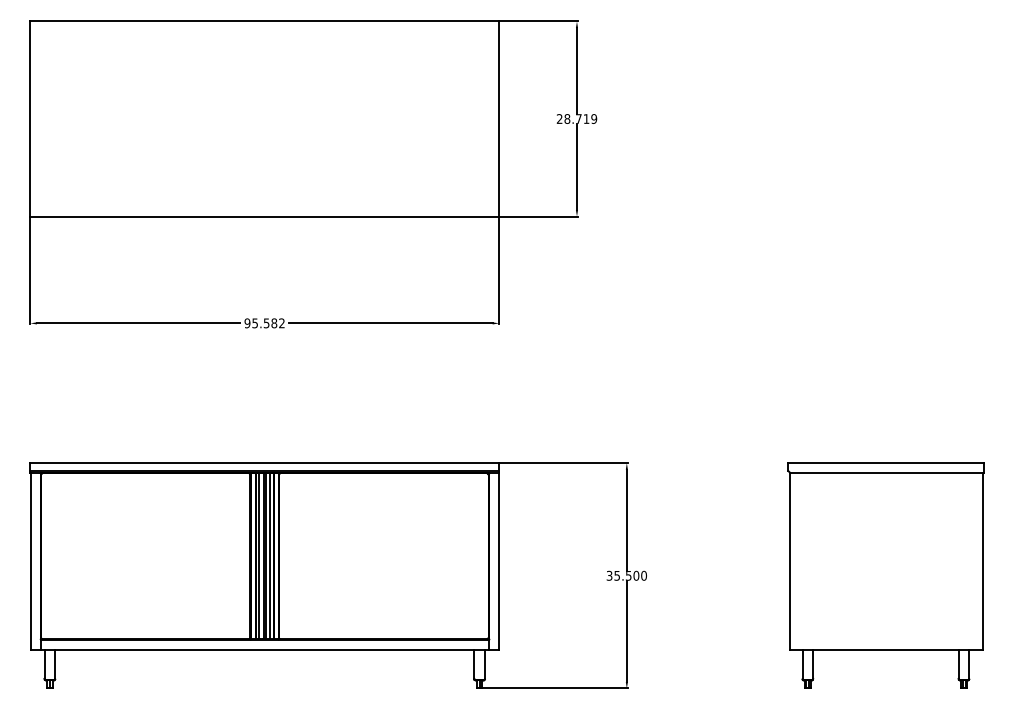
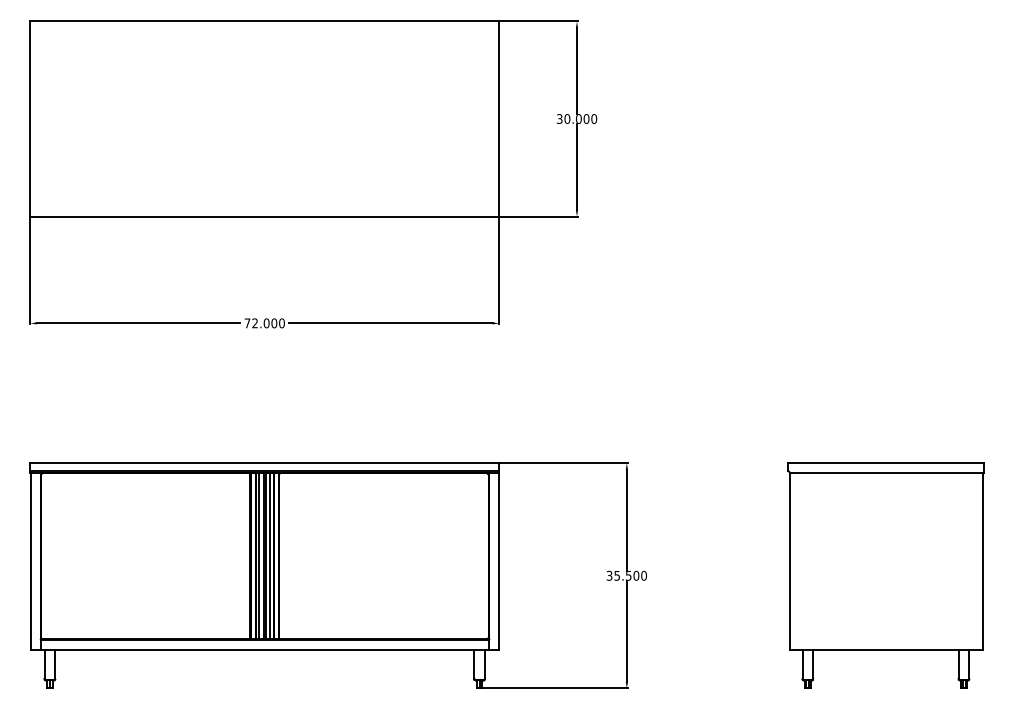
text: 28.719 -> 30.000 (576, 118)
text: 95.582 -> 72.000 (264, 323)
